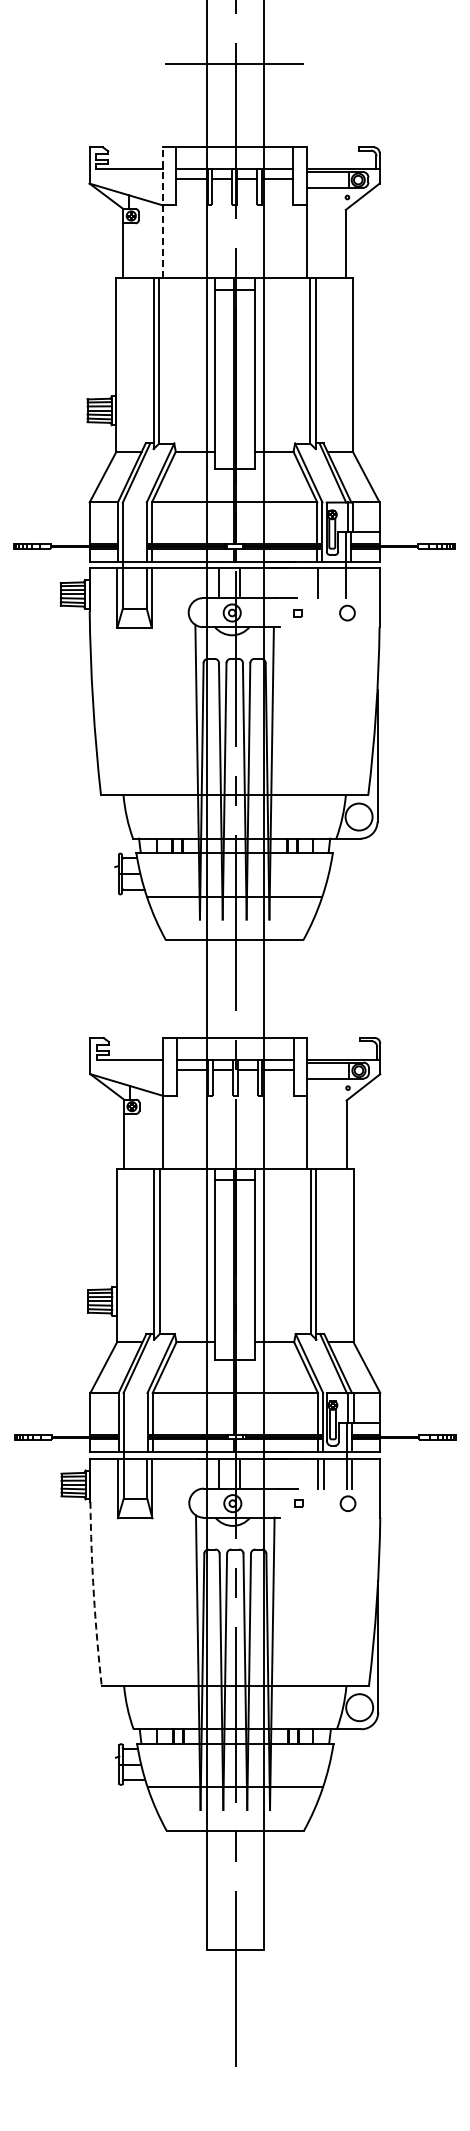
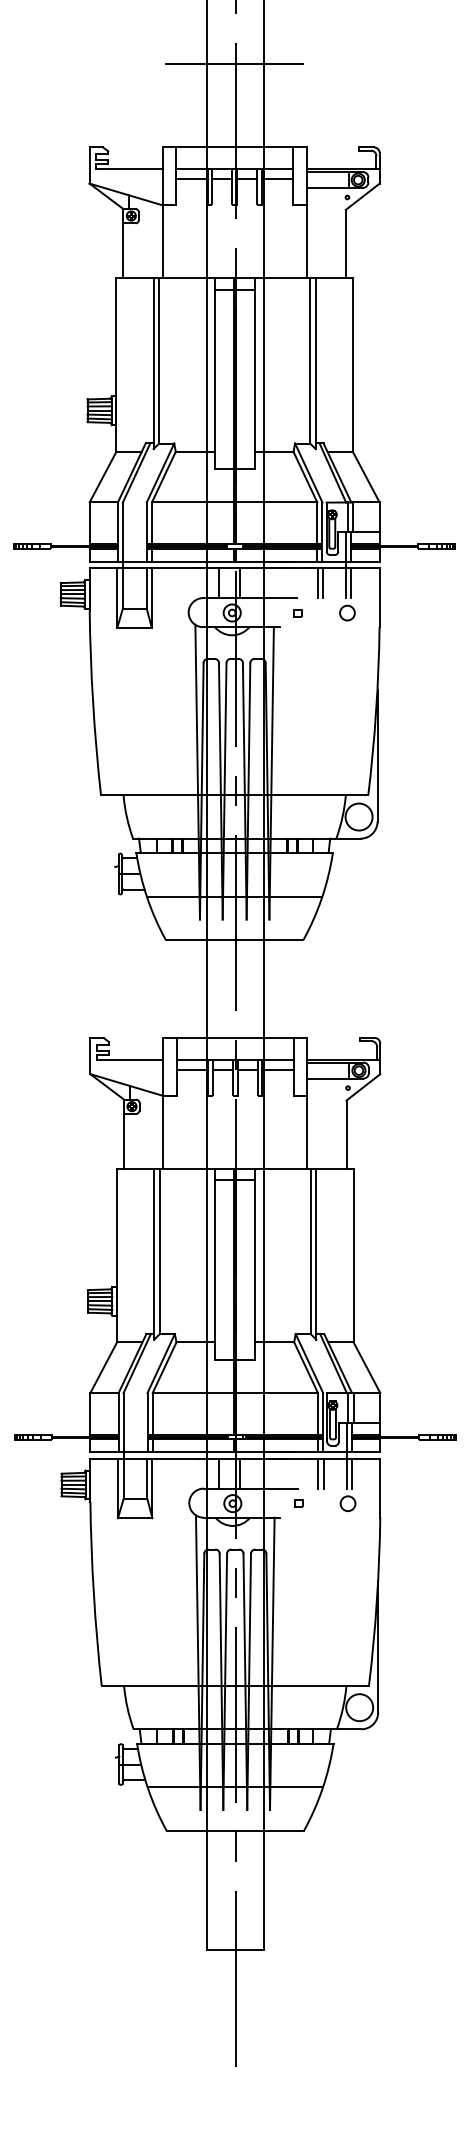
line: dashed -> solid (162, 212)
line: none -> present (322, 583)
line: none -> present (350, 583)
arc: dashed -> solid (93, 1593)
